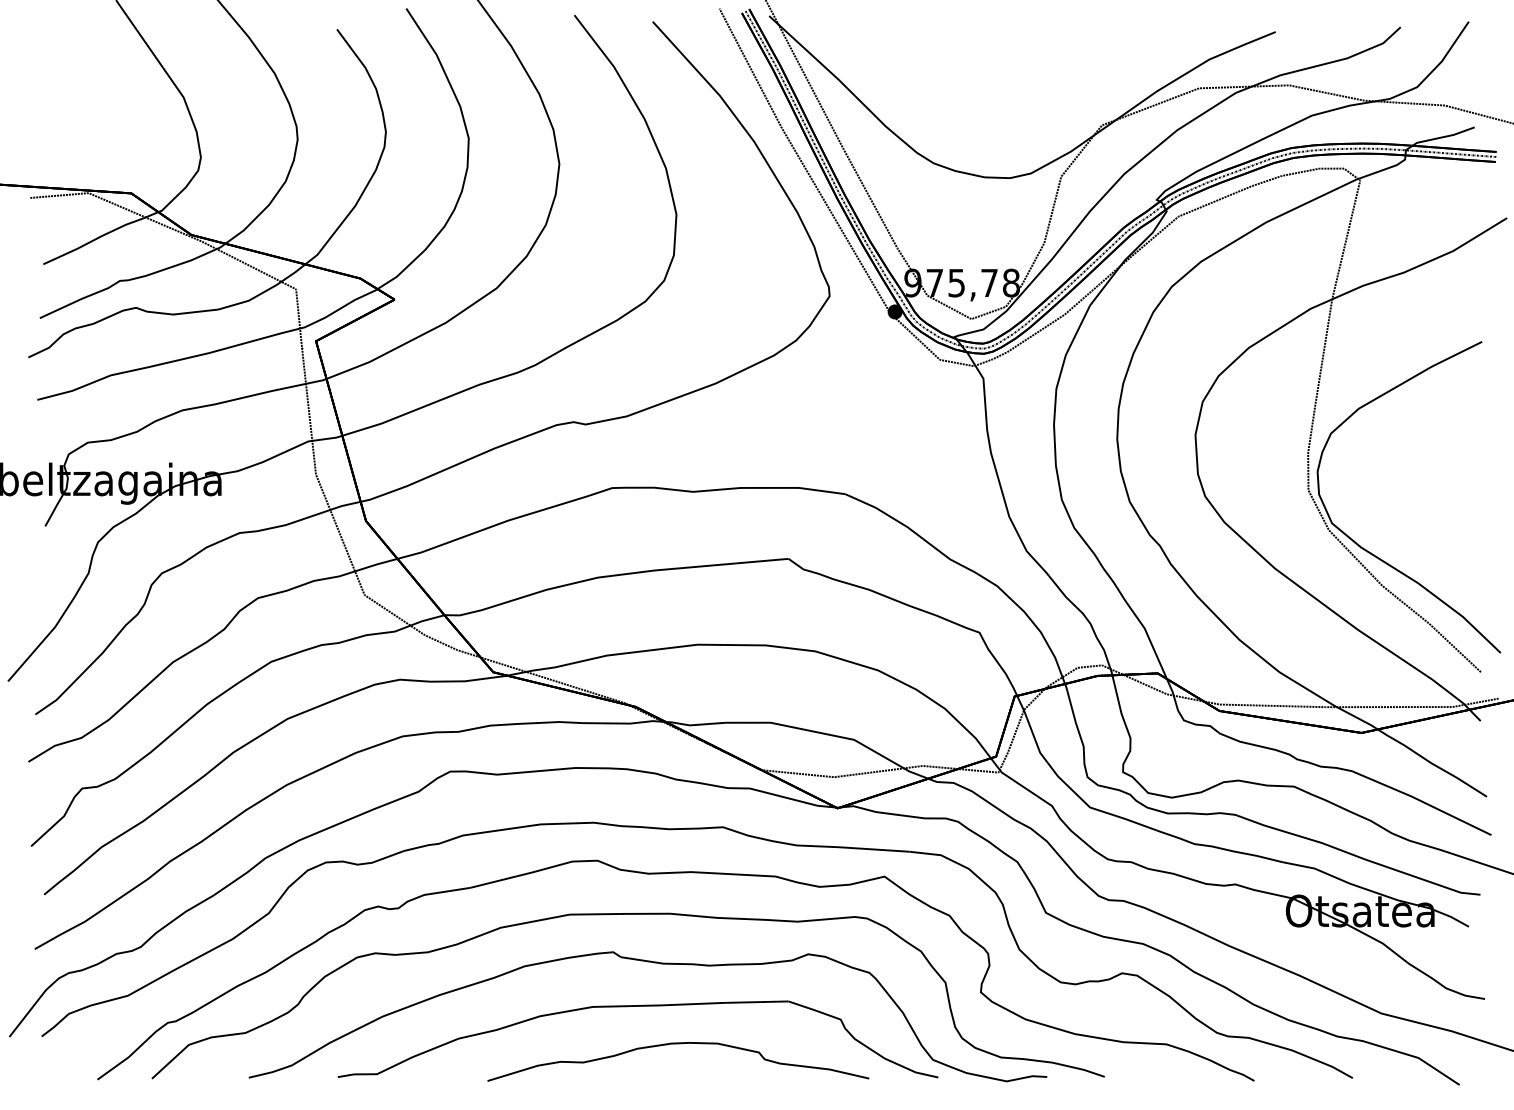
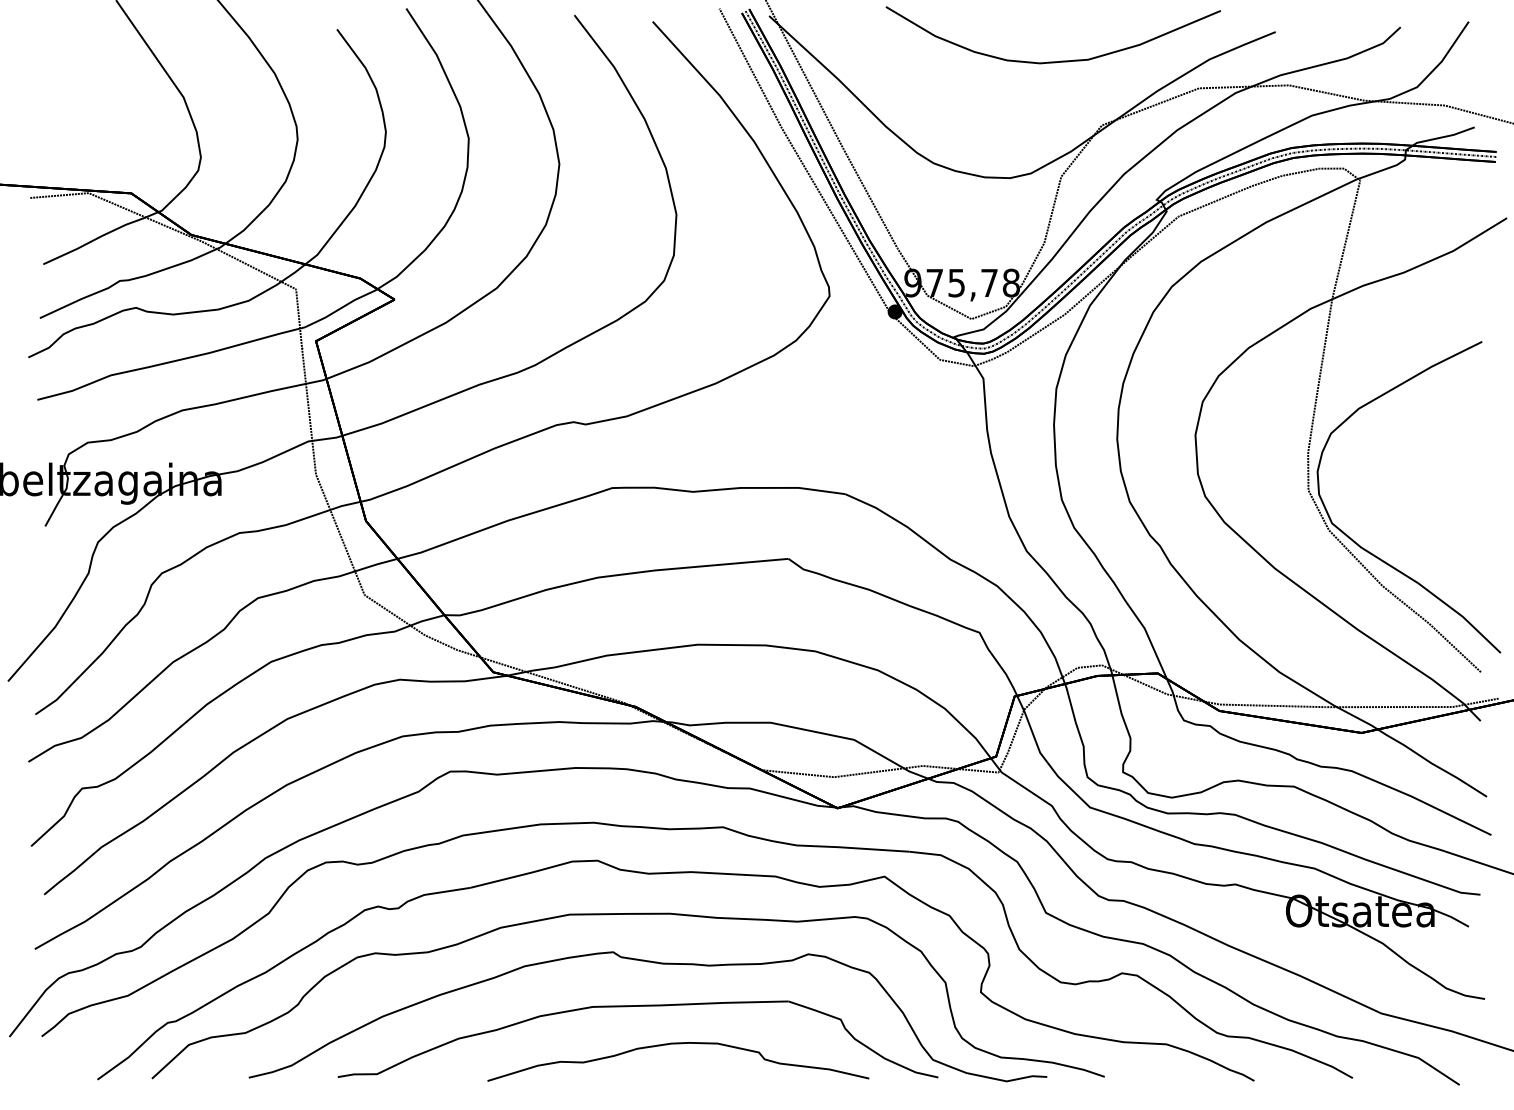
part: none -> present (1052, 61)
